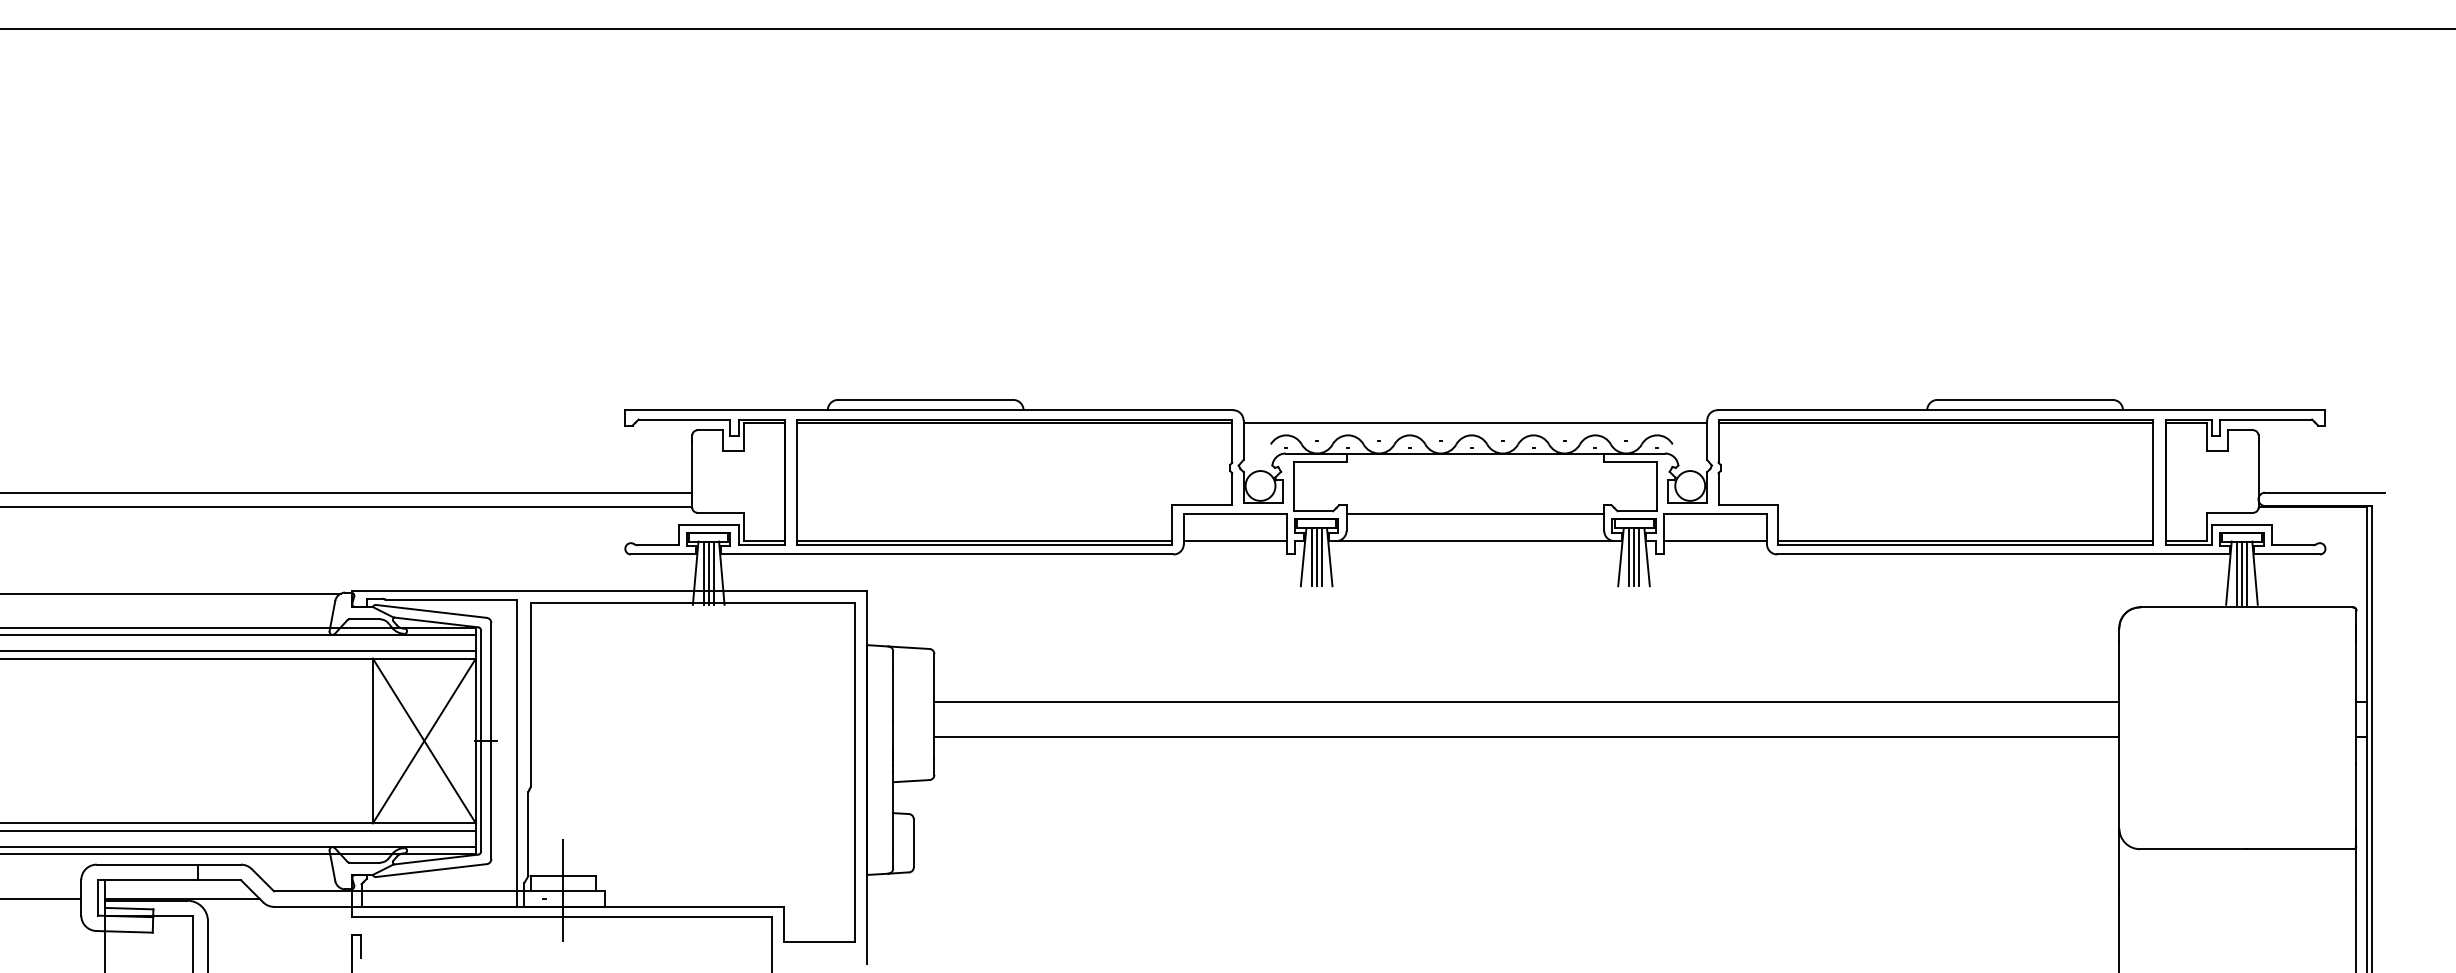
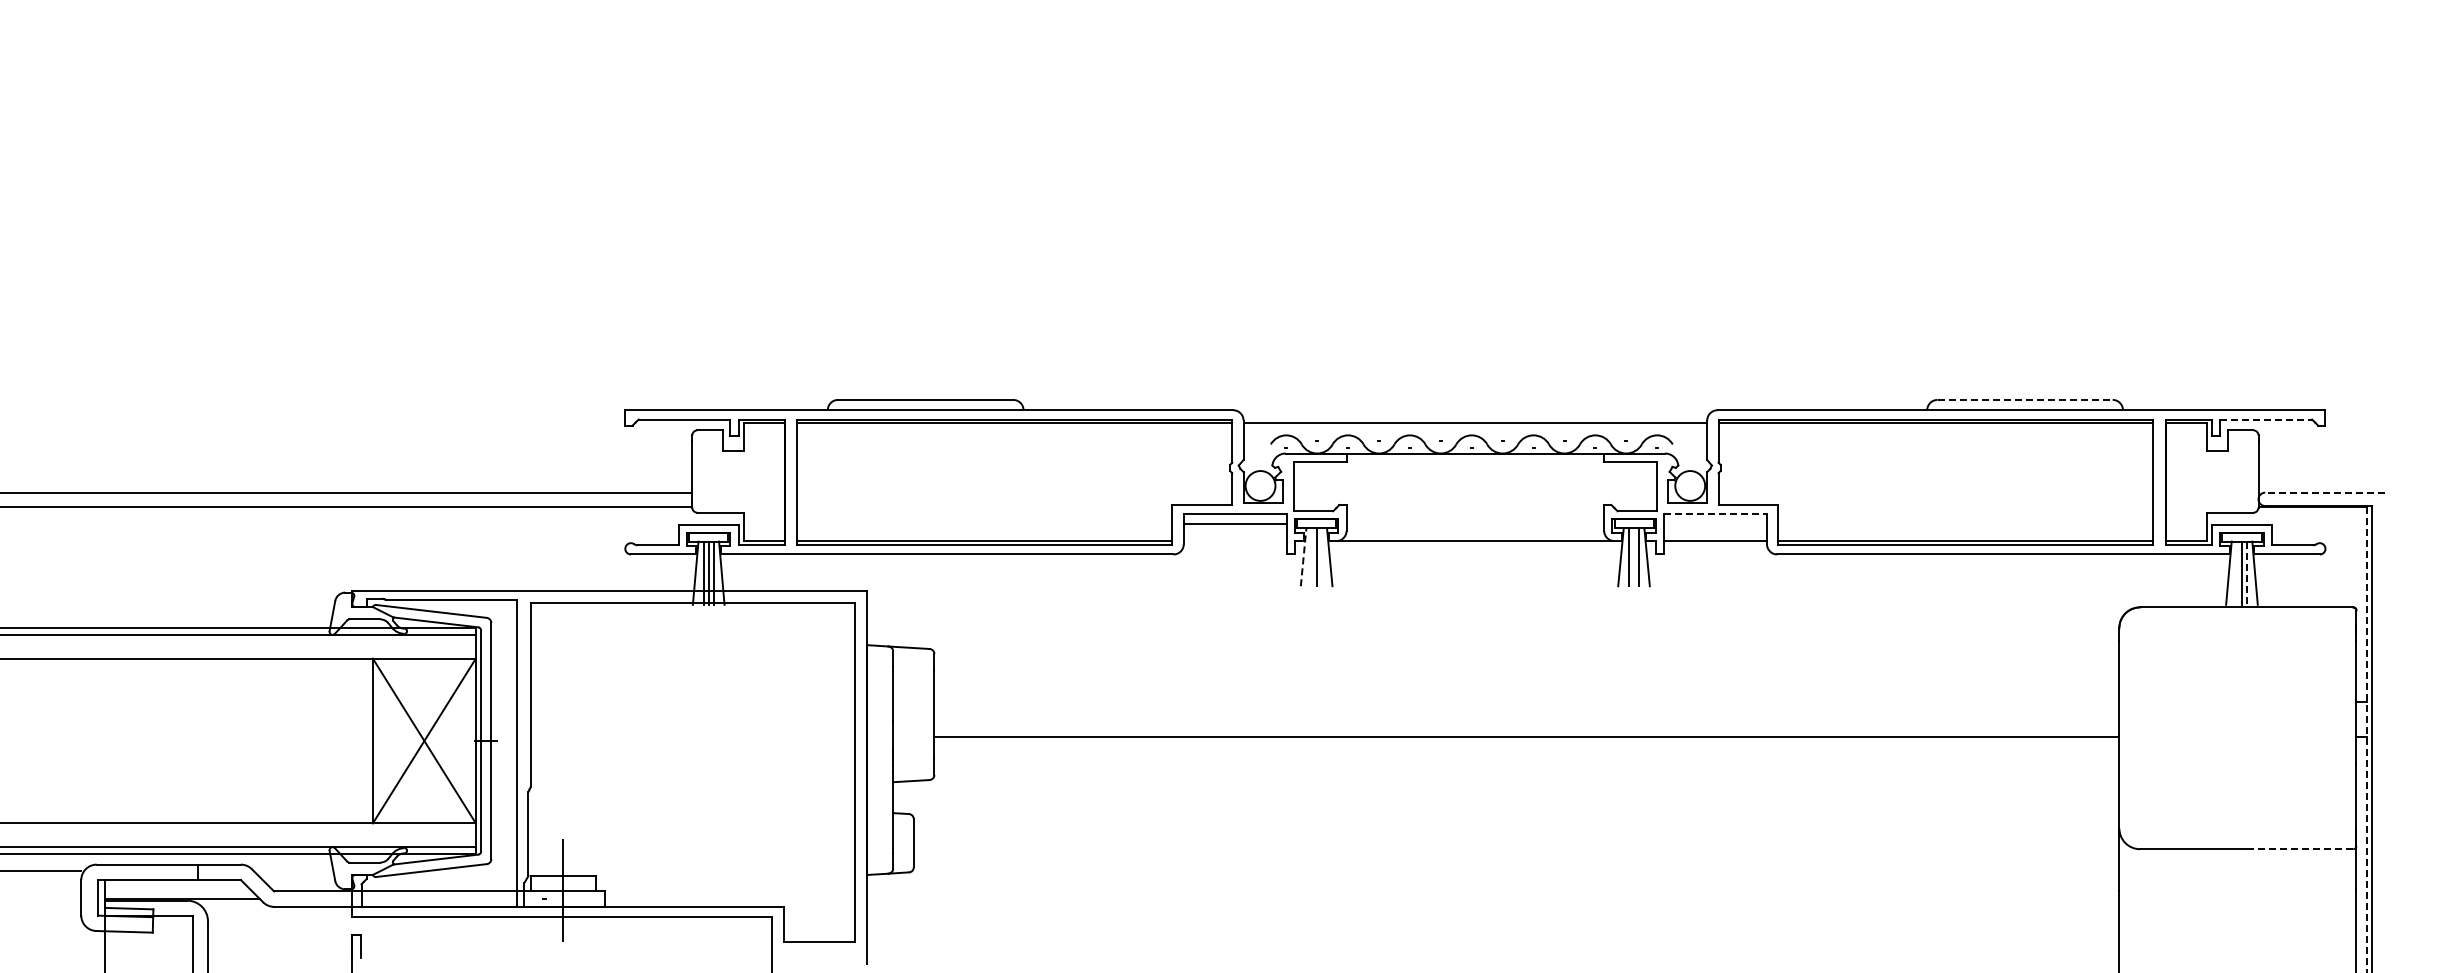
line: present -> none (1227, 28)
line: solid -> dashed (2025, 399)
line: solid -> dashed (2266, 419)
line: solid -> dashed (2324, 492)
line: present -> none (1475, 514)
line: solid -> dashed (1715, 514)
line position: (1234, 541) -> (1234, 524) (1234, 524)
line: solid -> dashed (1303, 556)
line: present -> none (1311, 557)
line: present -> none (1321, 557)
line: present -> none (1634, 557)
line: present -> none (2236, 572)
line: solid -> dashed (2247, 573)
line: present -> none (171, 593)
line: present -> none (238, 651)
line: present -> none (1526, 701)
line: solid -> dashed (2366, 739)
line: present -> none (238, 830)
line: solid -> dashed (2299, 849)
line position: (41, 898) -> (41, 870) (41, 870)
